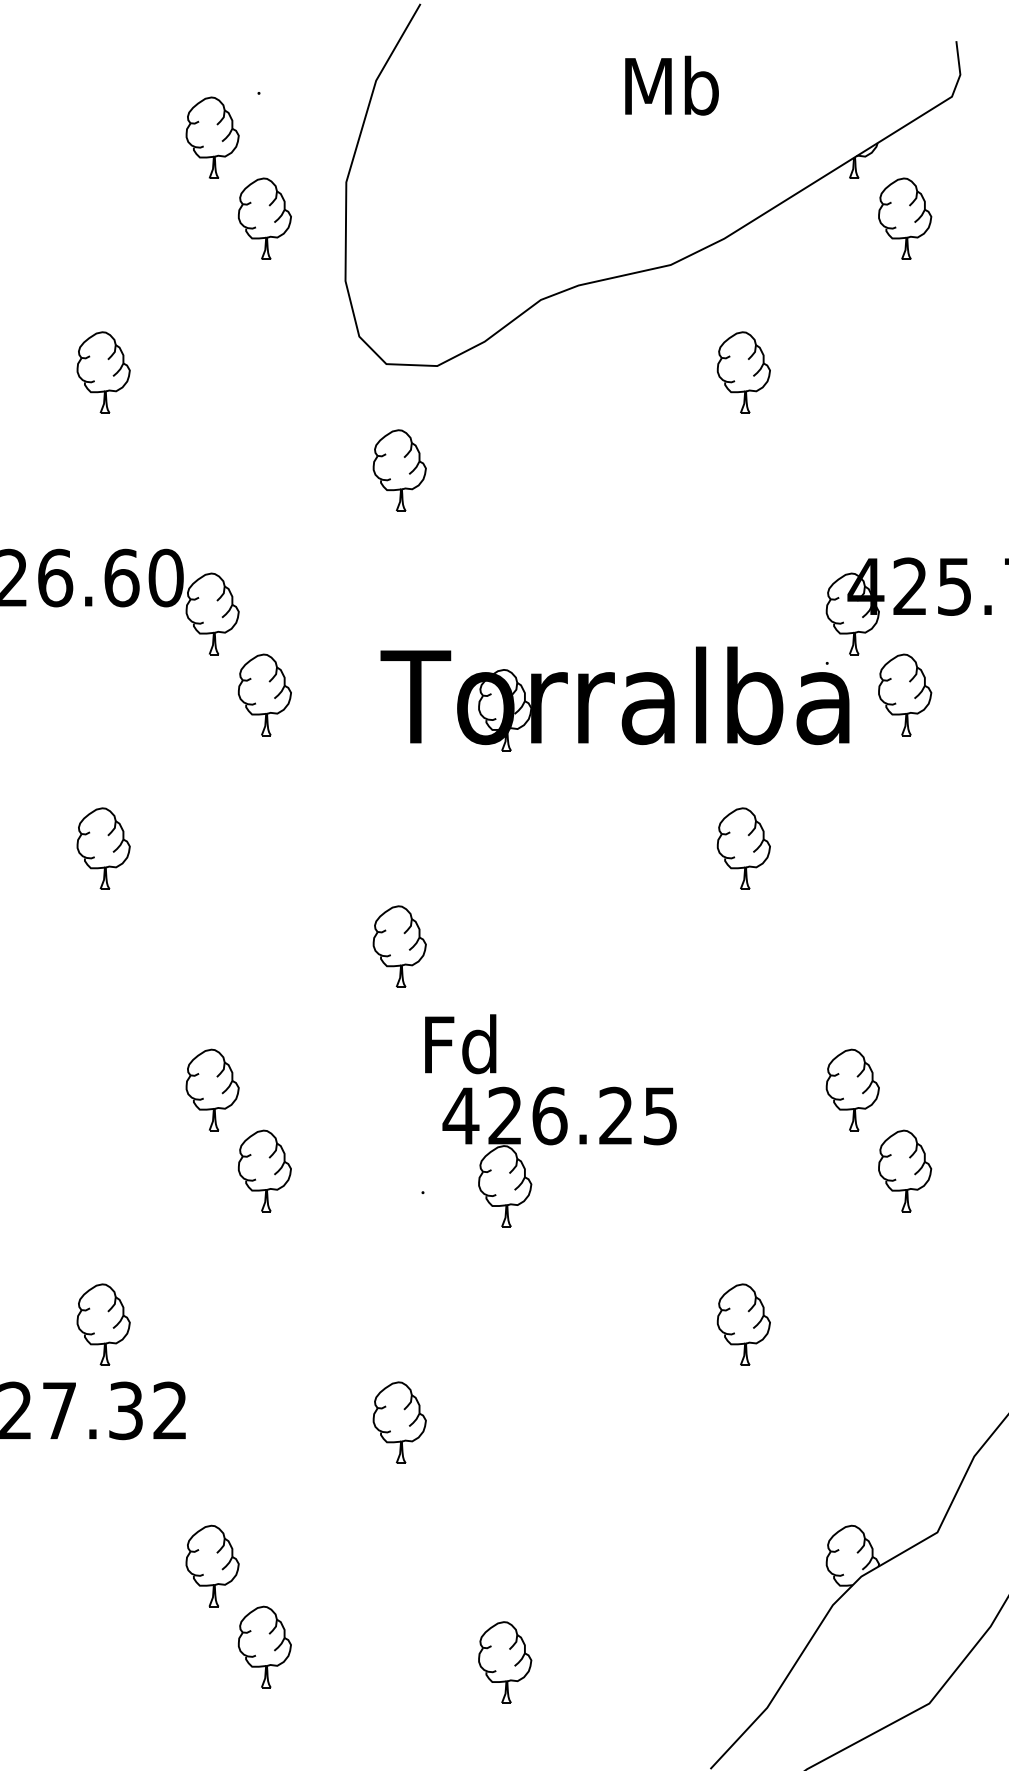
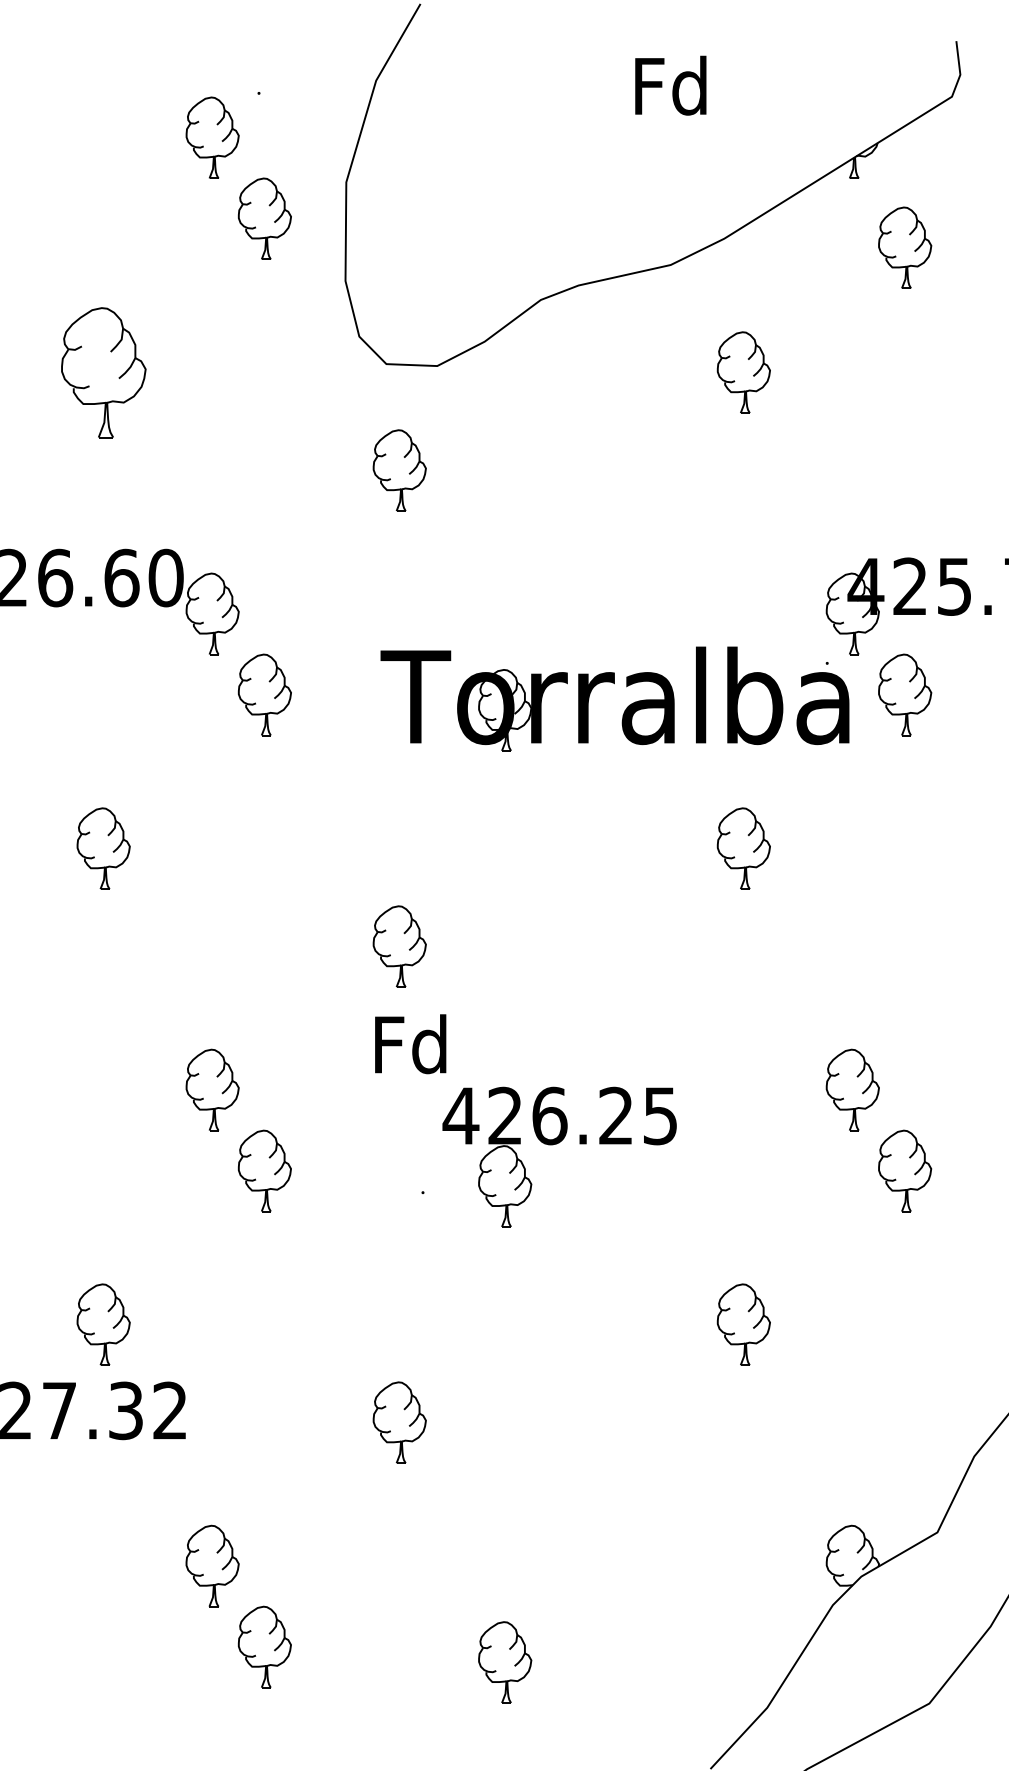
text: Mb -> Fd (671, 85)
part position: (905, 218) -> (905, 247) (905, 247)
part size: 55x83 px -> 86x132 px (103, 372)
text position: (460, 1044) -> (410, 1044) (410, 1044)
